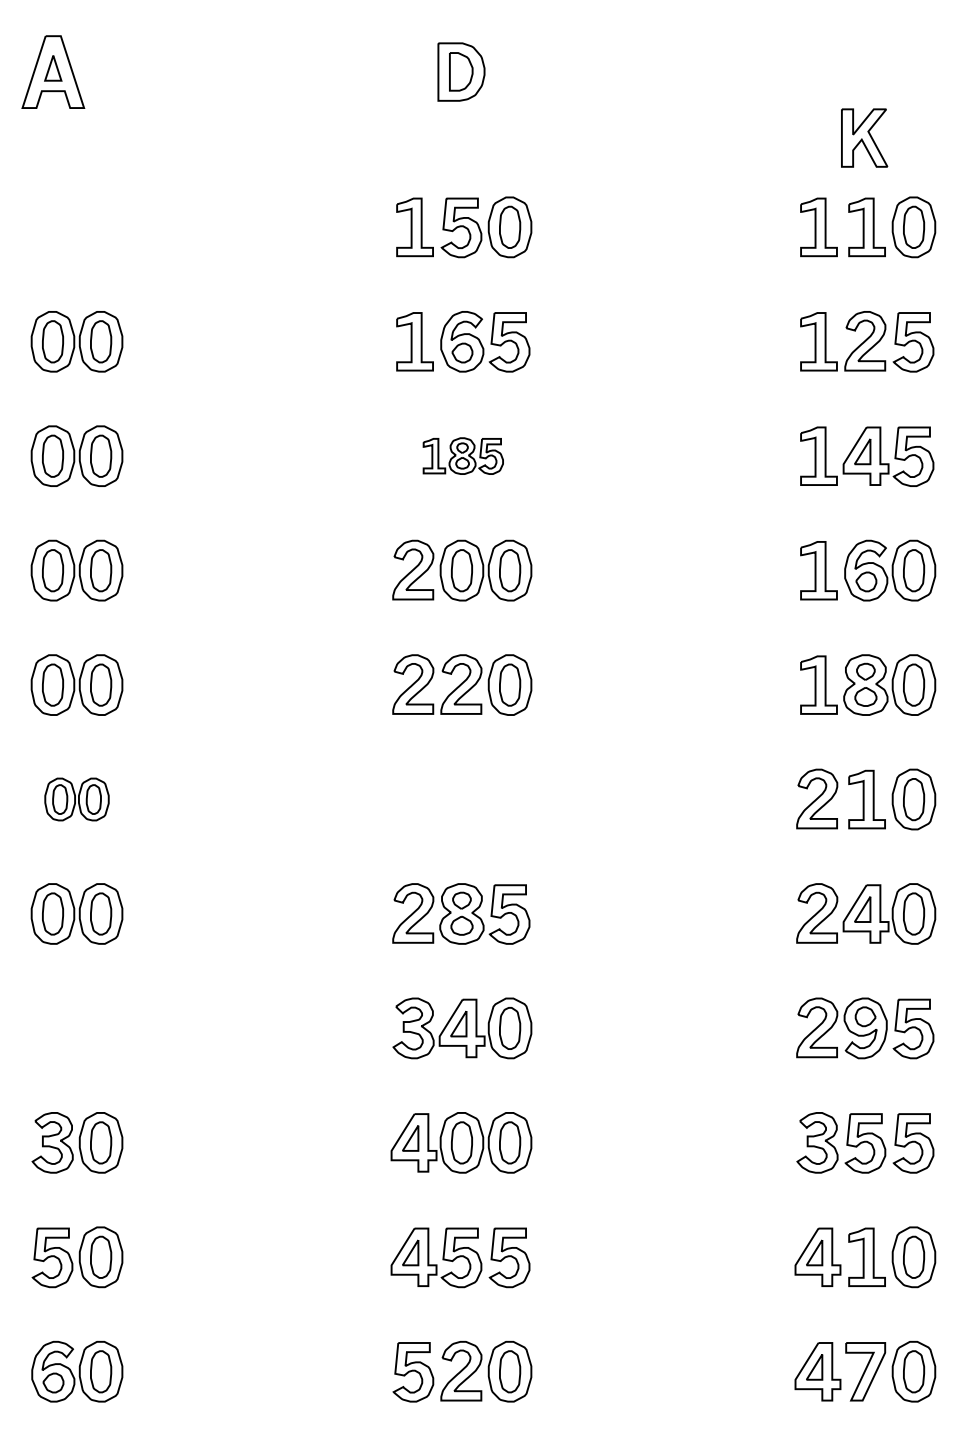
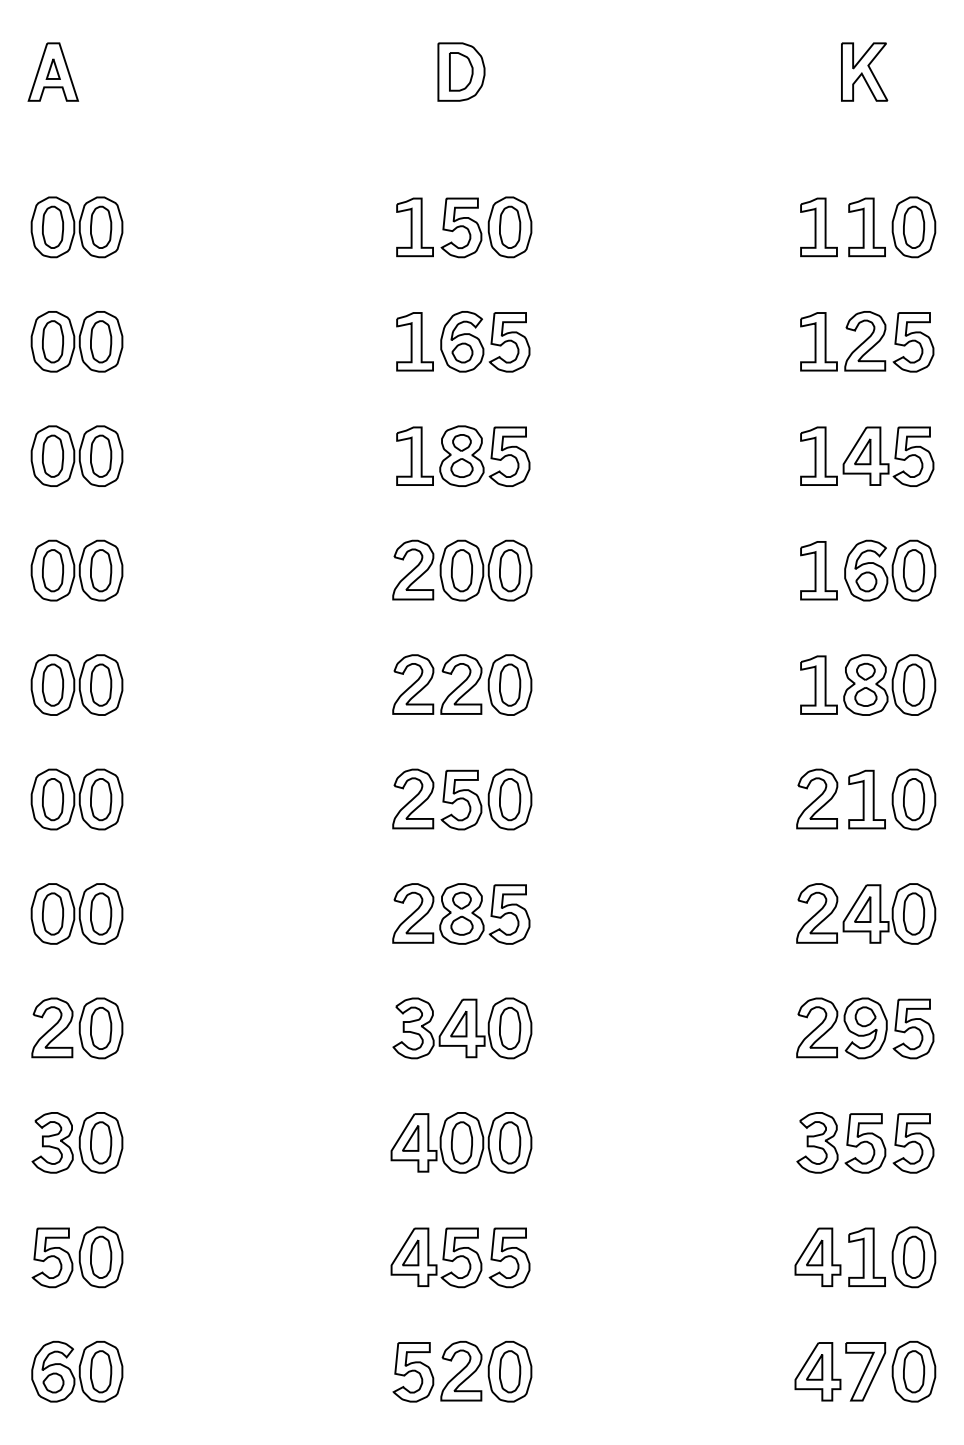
part size: 65x74 px -> 53x60 px (53, 71)
part position: (864, 137) -> (864, 71) (864, 71)
part: none -> present (76, 227)
part size: 82x38 px -> 135x62 px (463, 455)
part size: 66x45 px -> 94x63 px (76, 799)
part: none -> present (462, 799)
part: none -> present (77, 1028)
